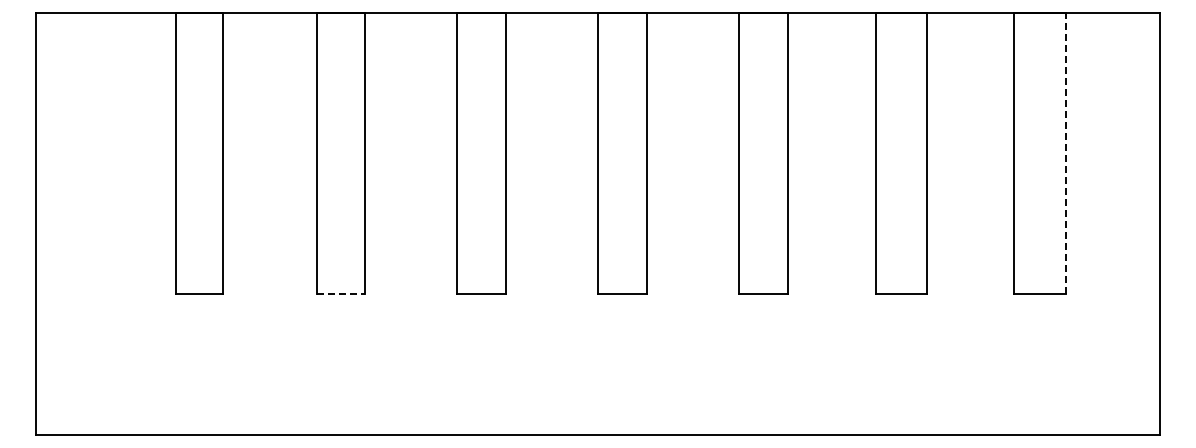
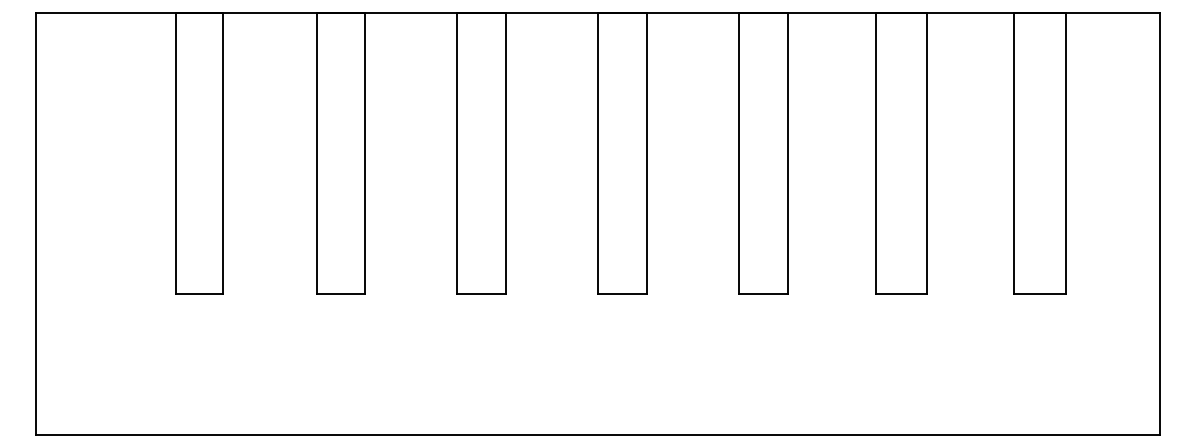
line: dashed -> solid (1065, 153)
line: dashed -> solid (340, 294)
